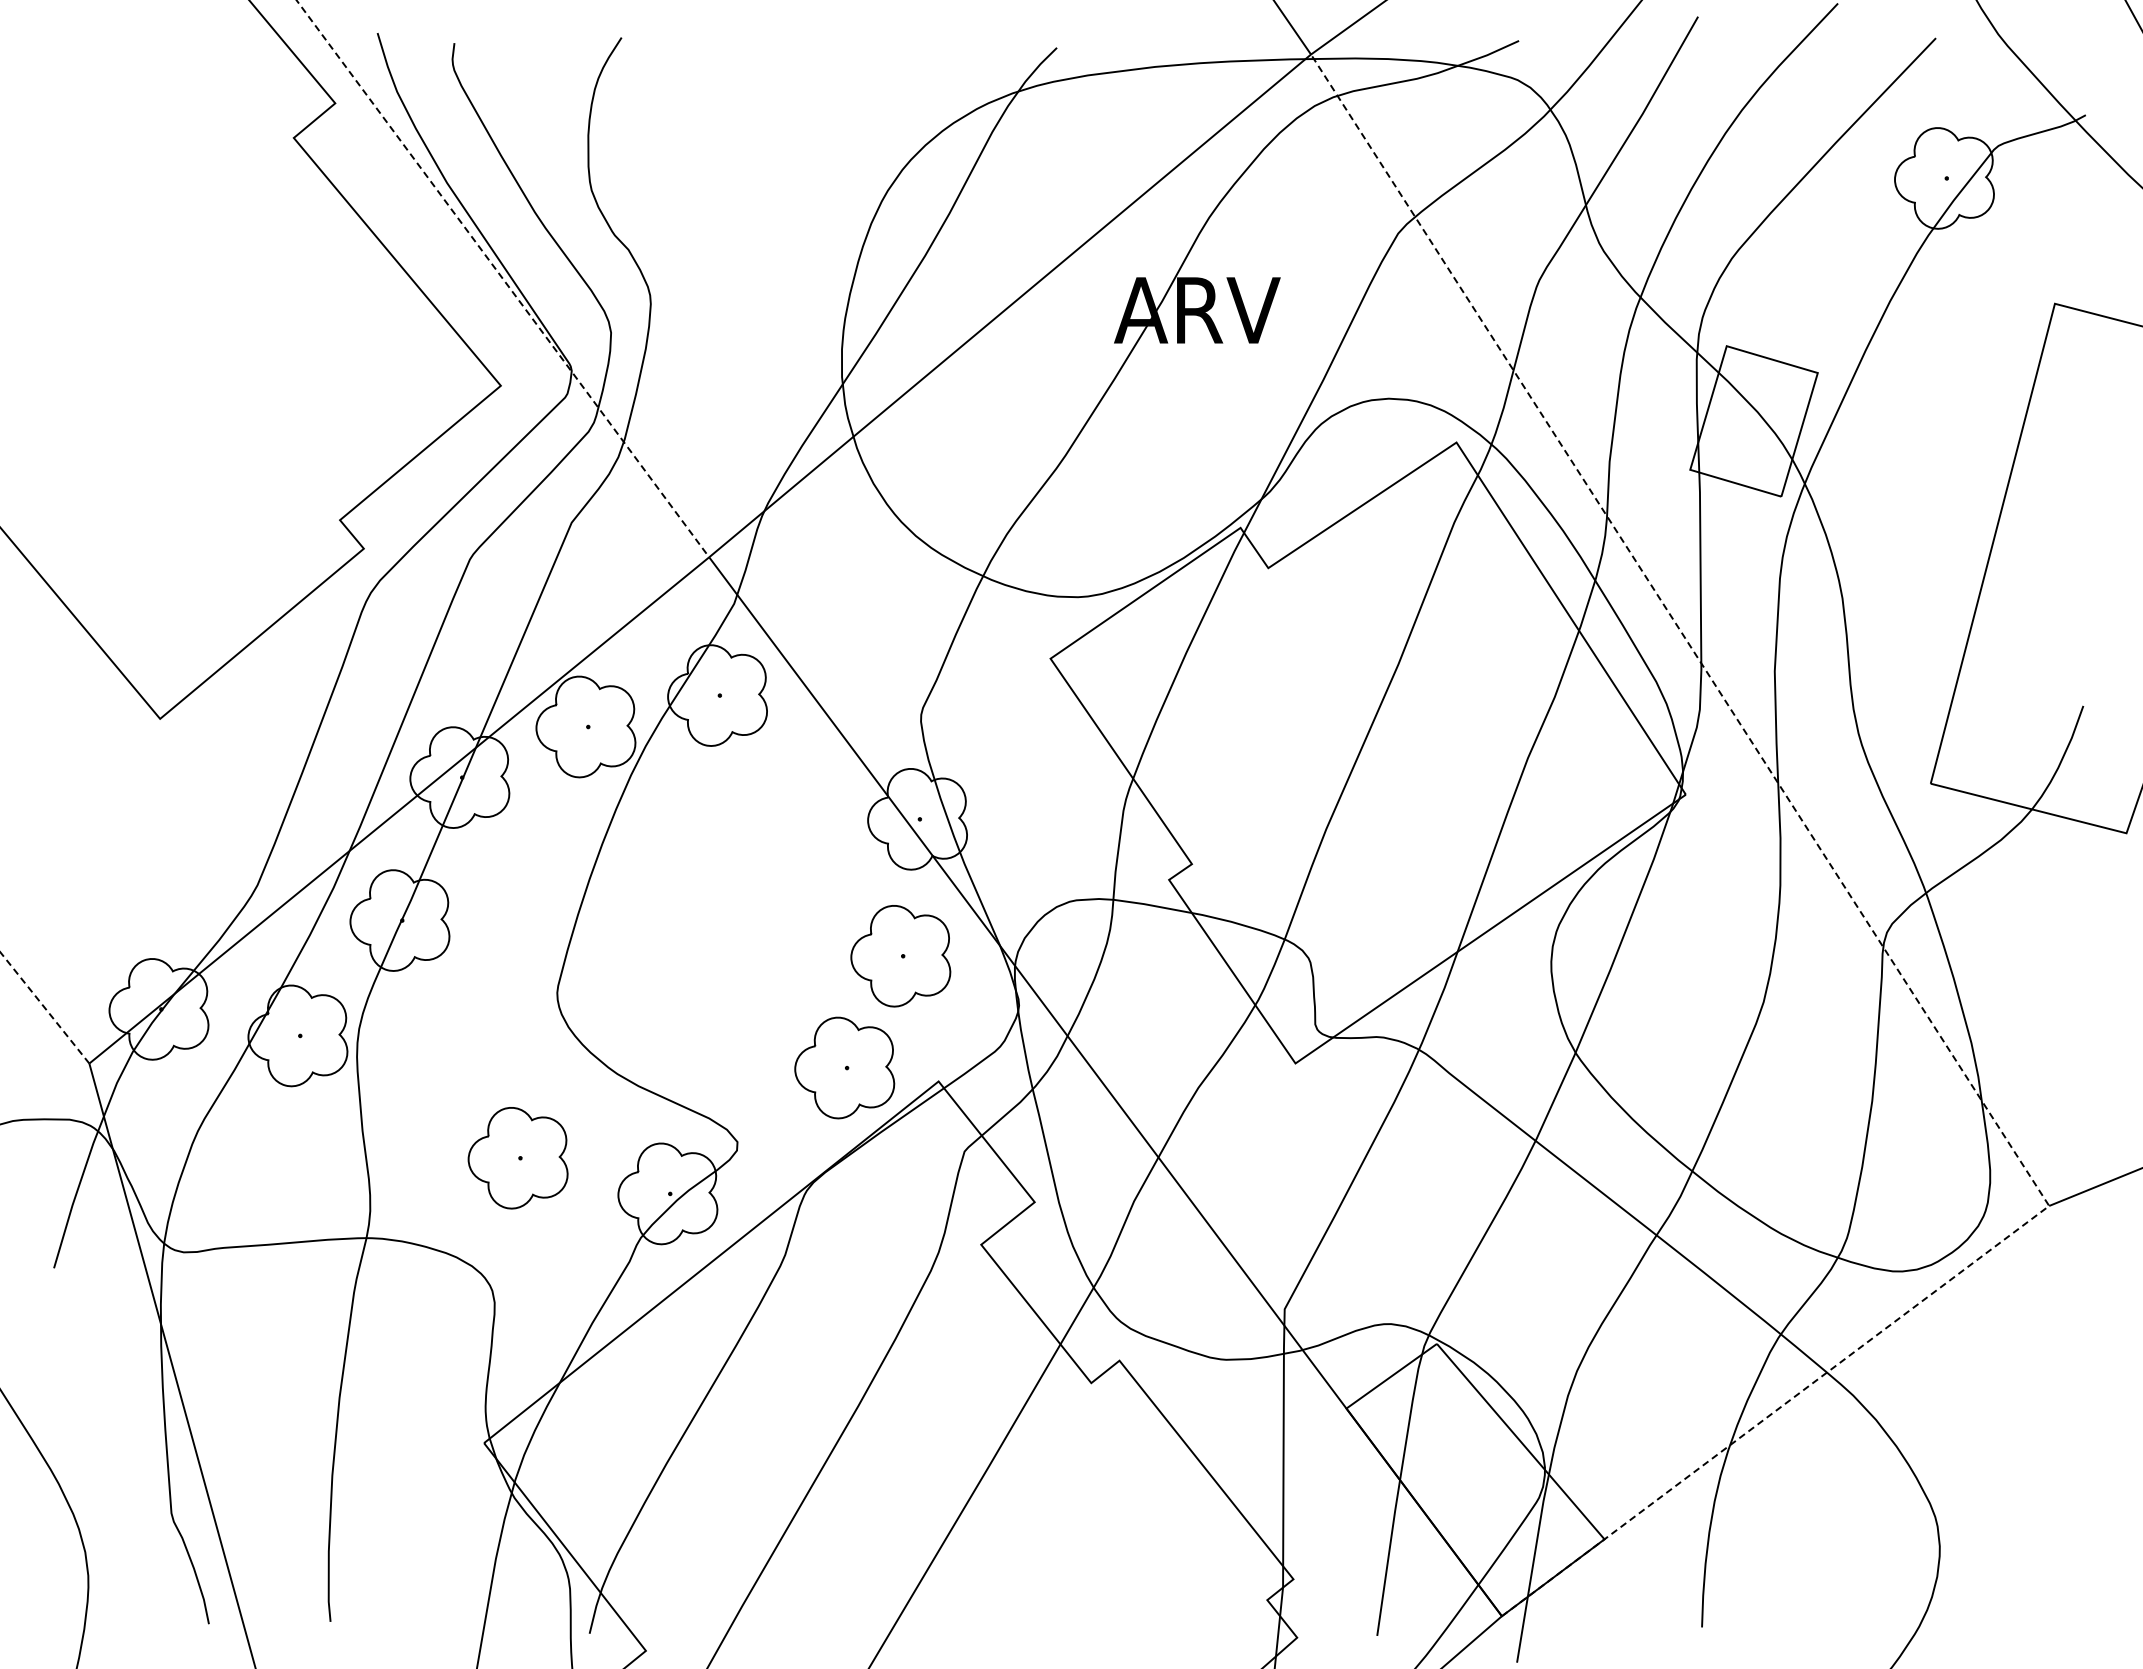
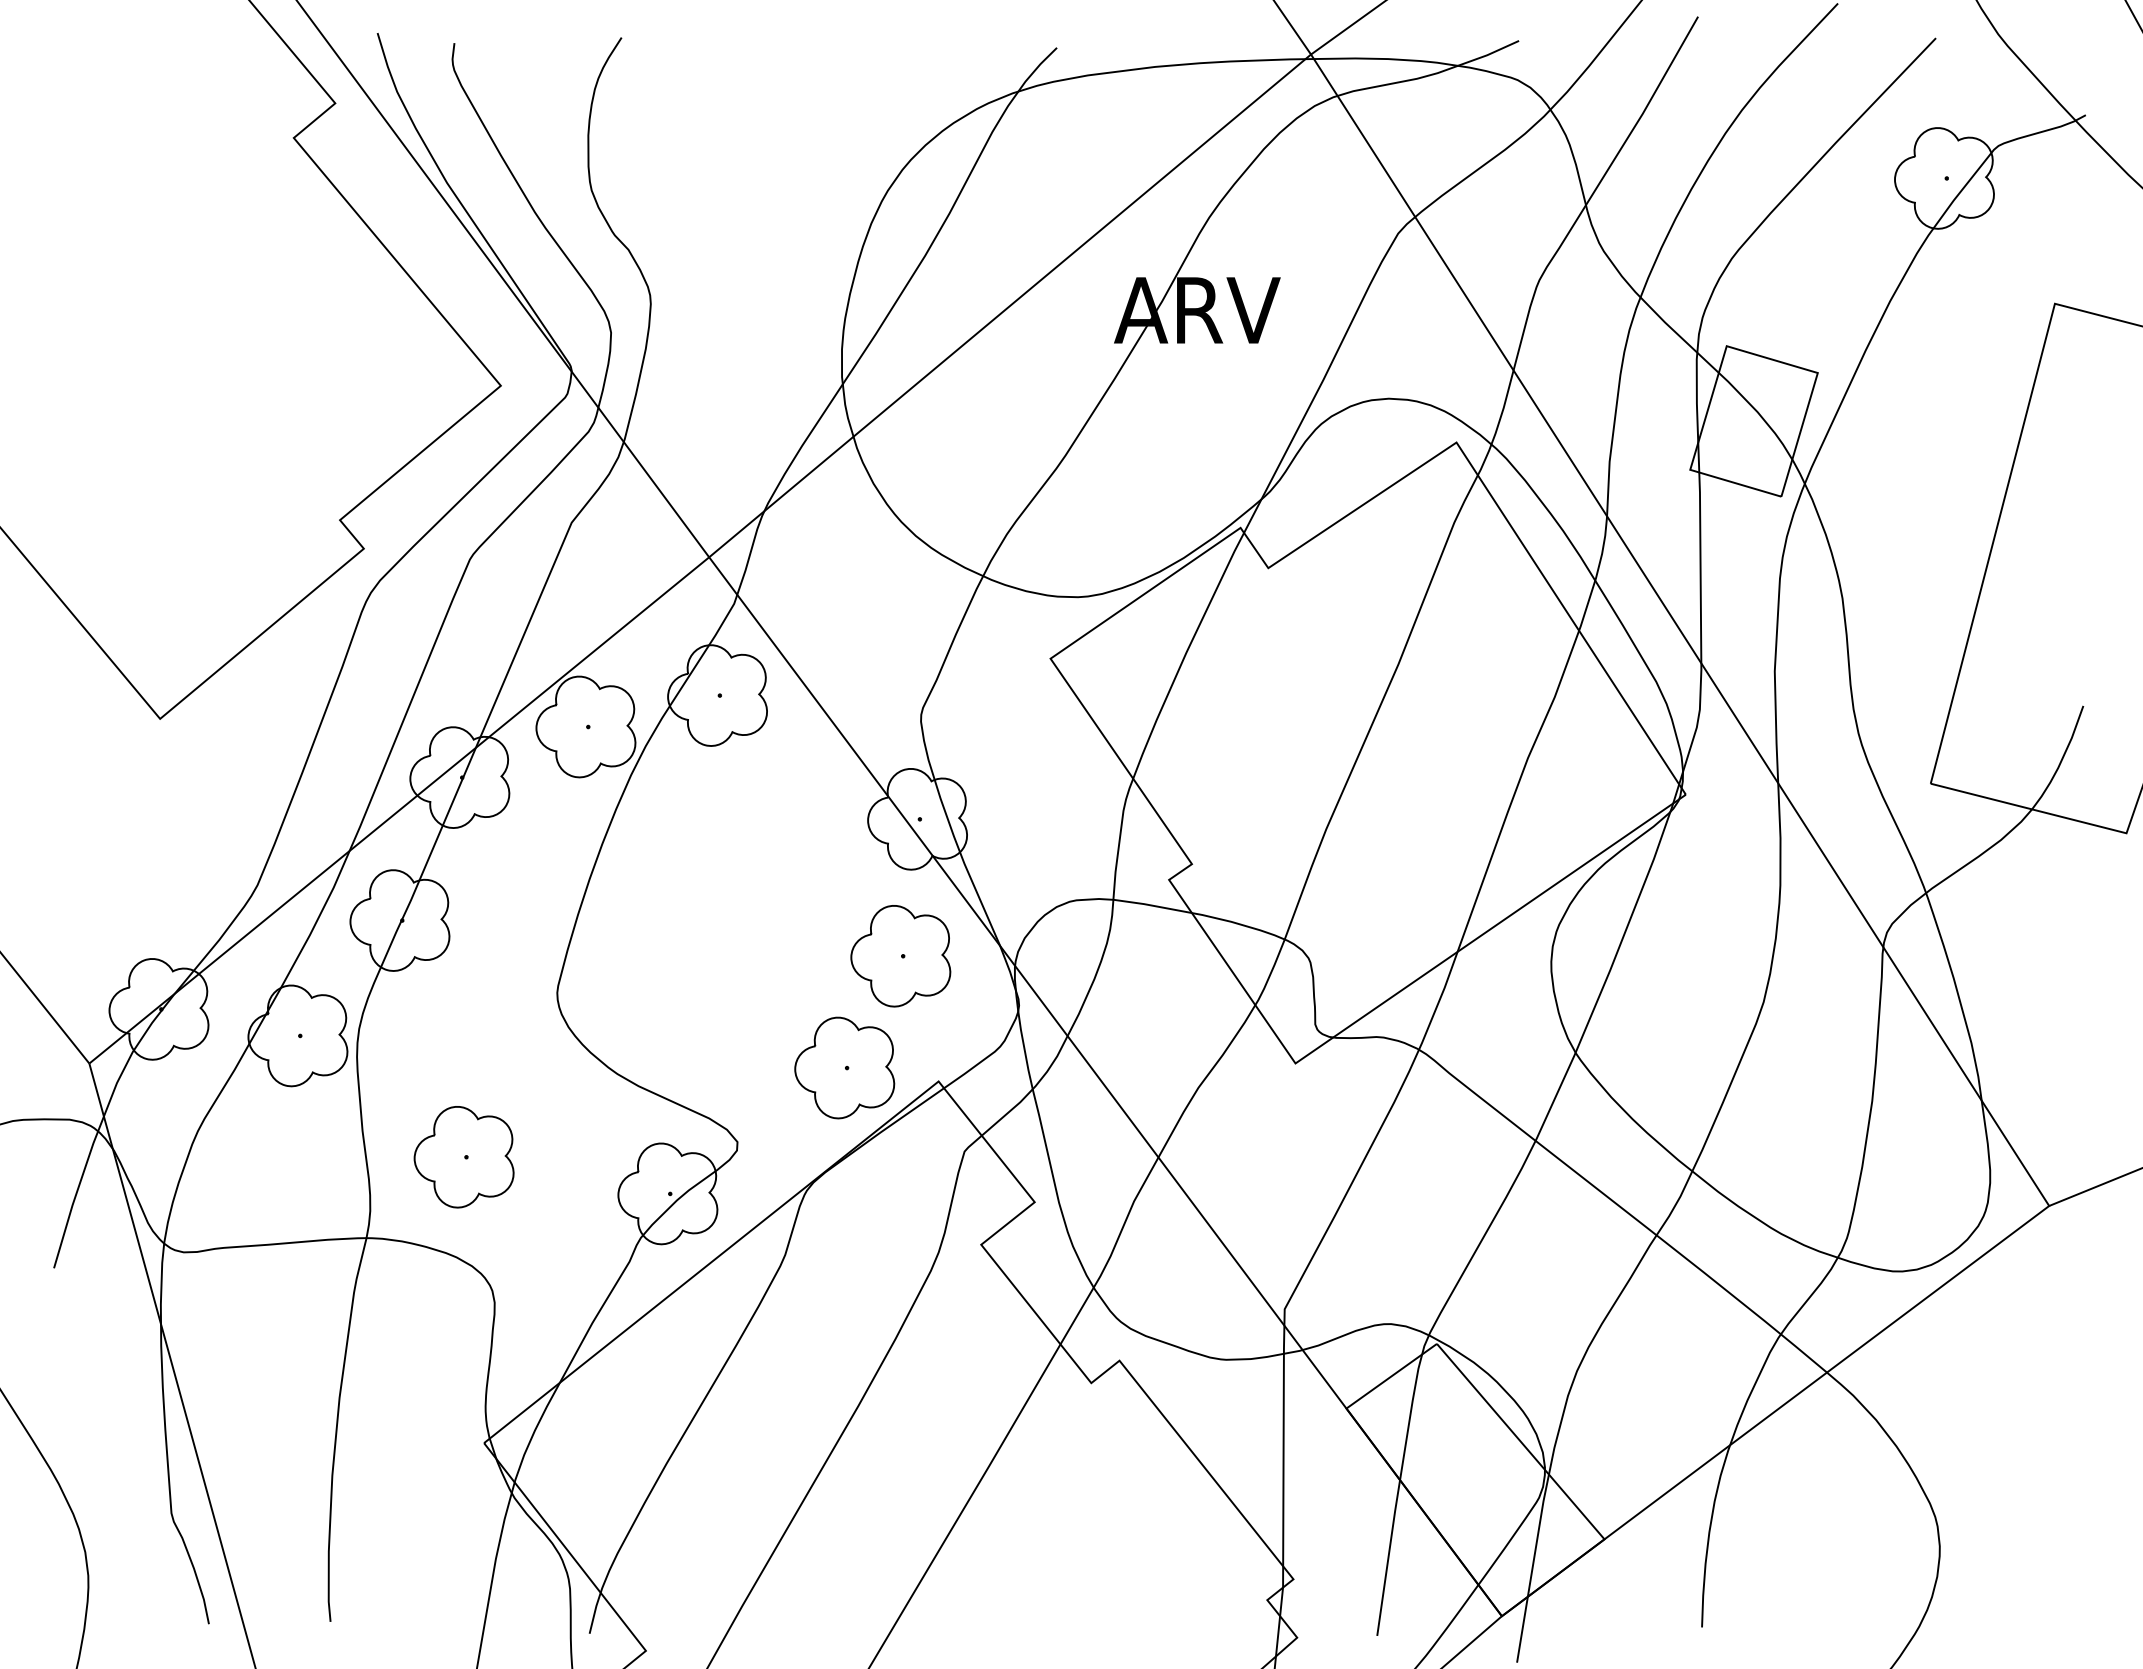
line: dashed -> solid (460, 221)
line: dashed -> solid (1865, 918)
part position: (517, 1158) -> (463, 1157) (463, 1157)
